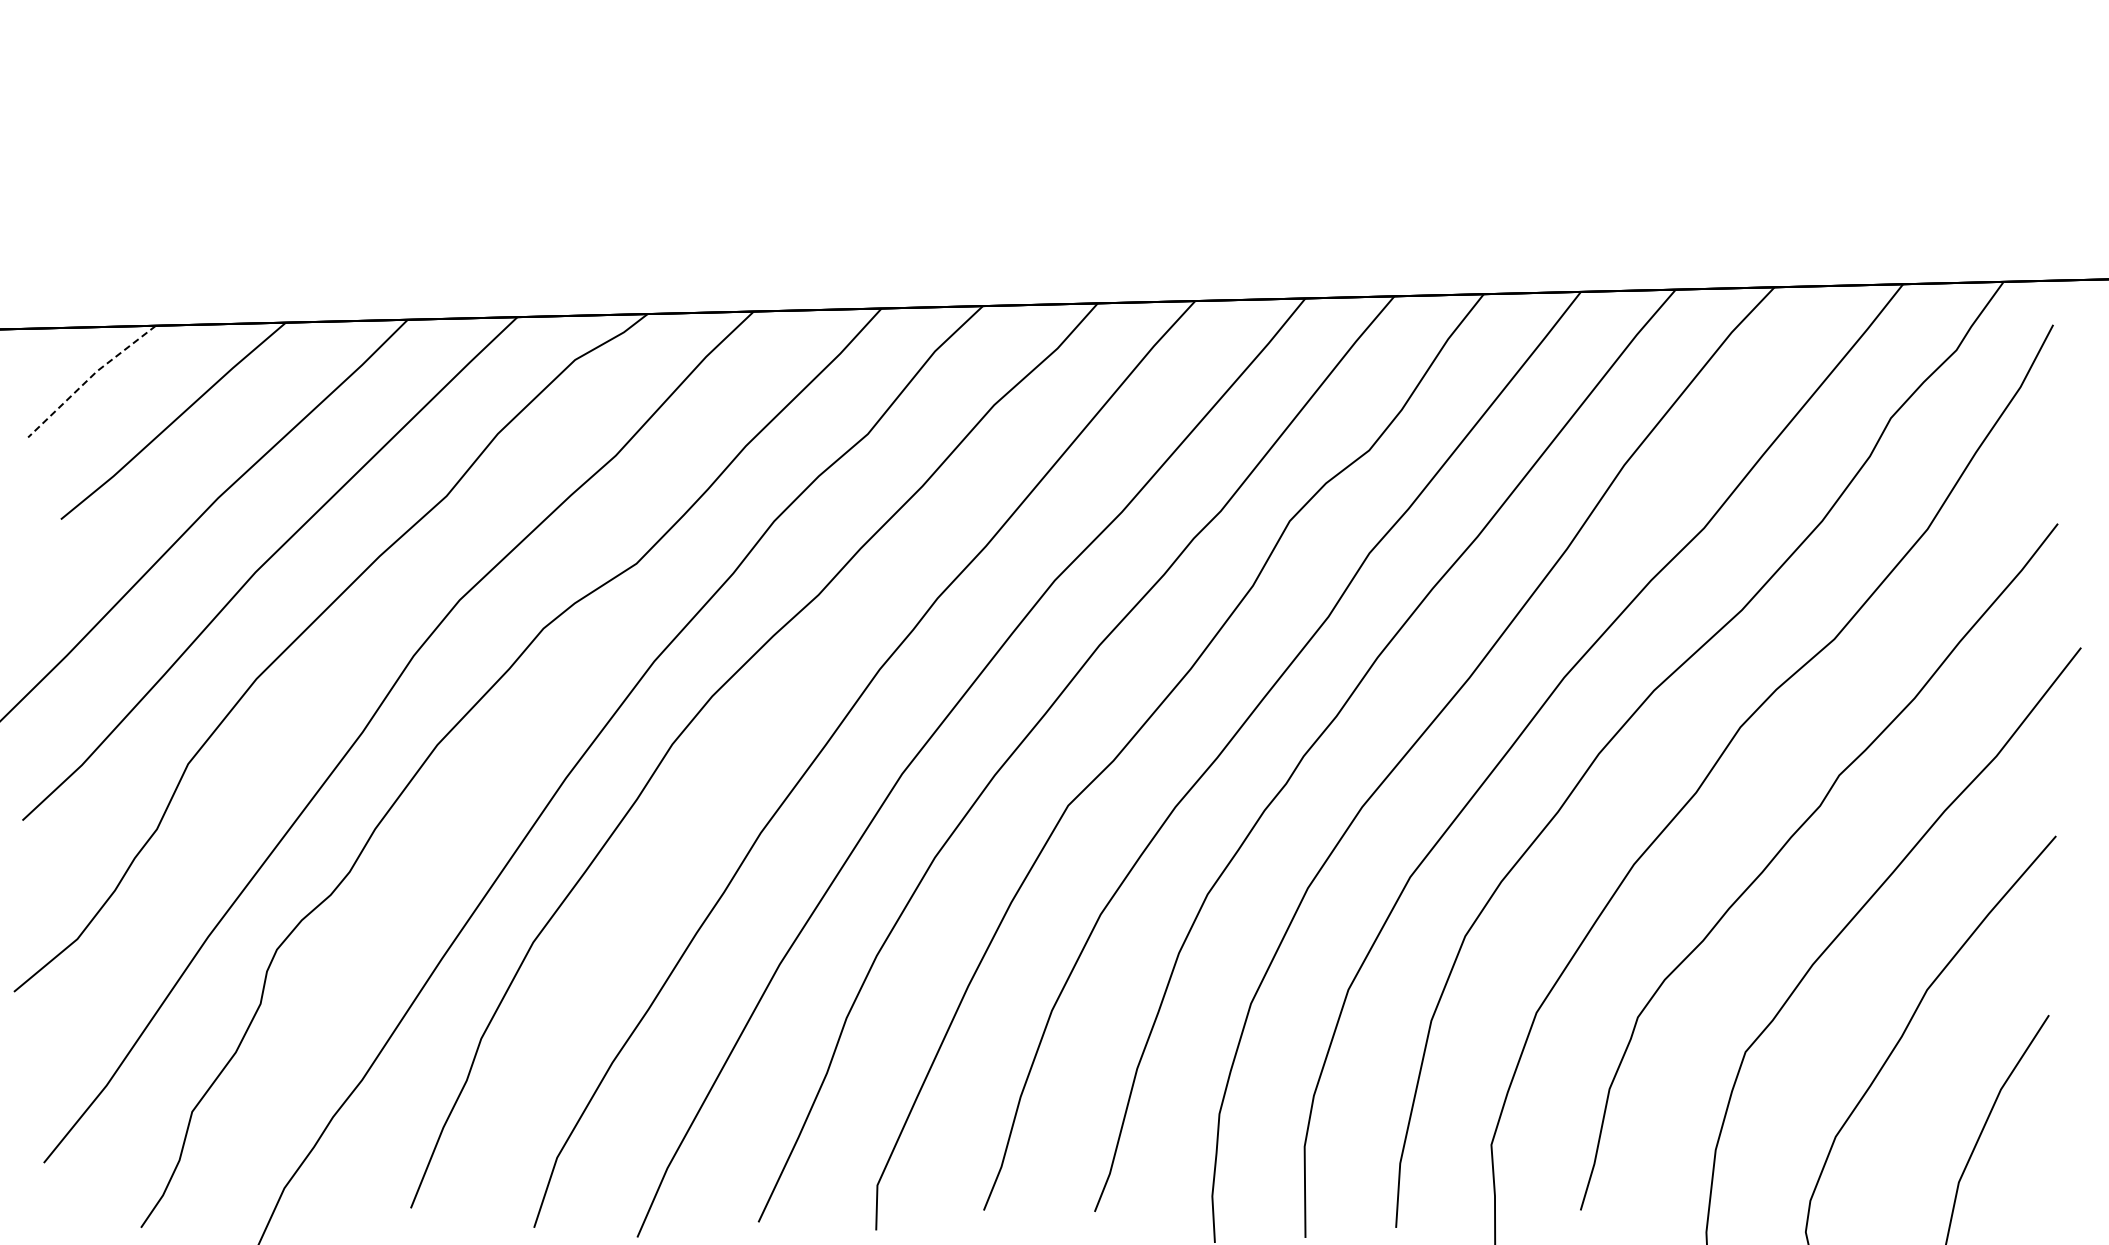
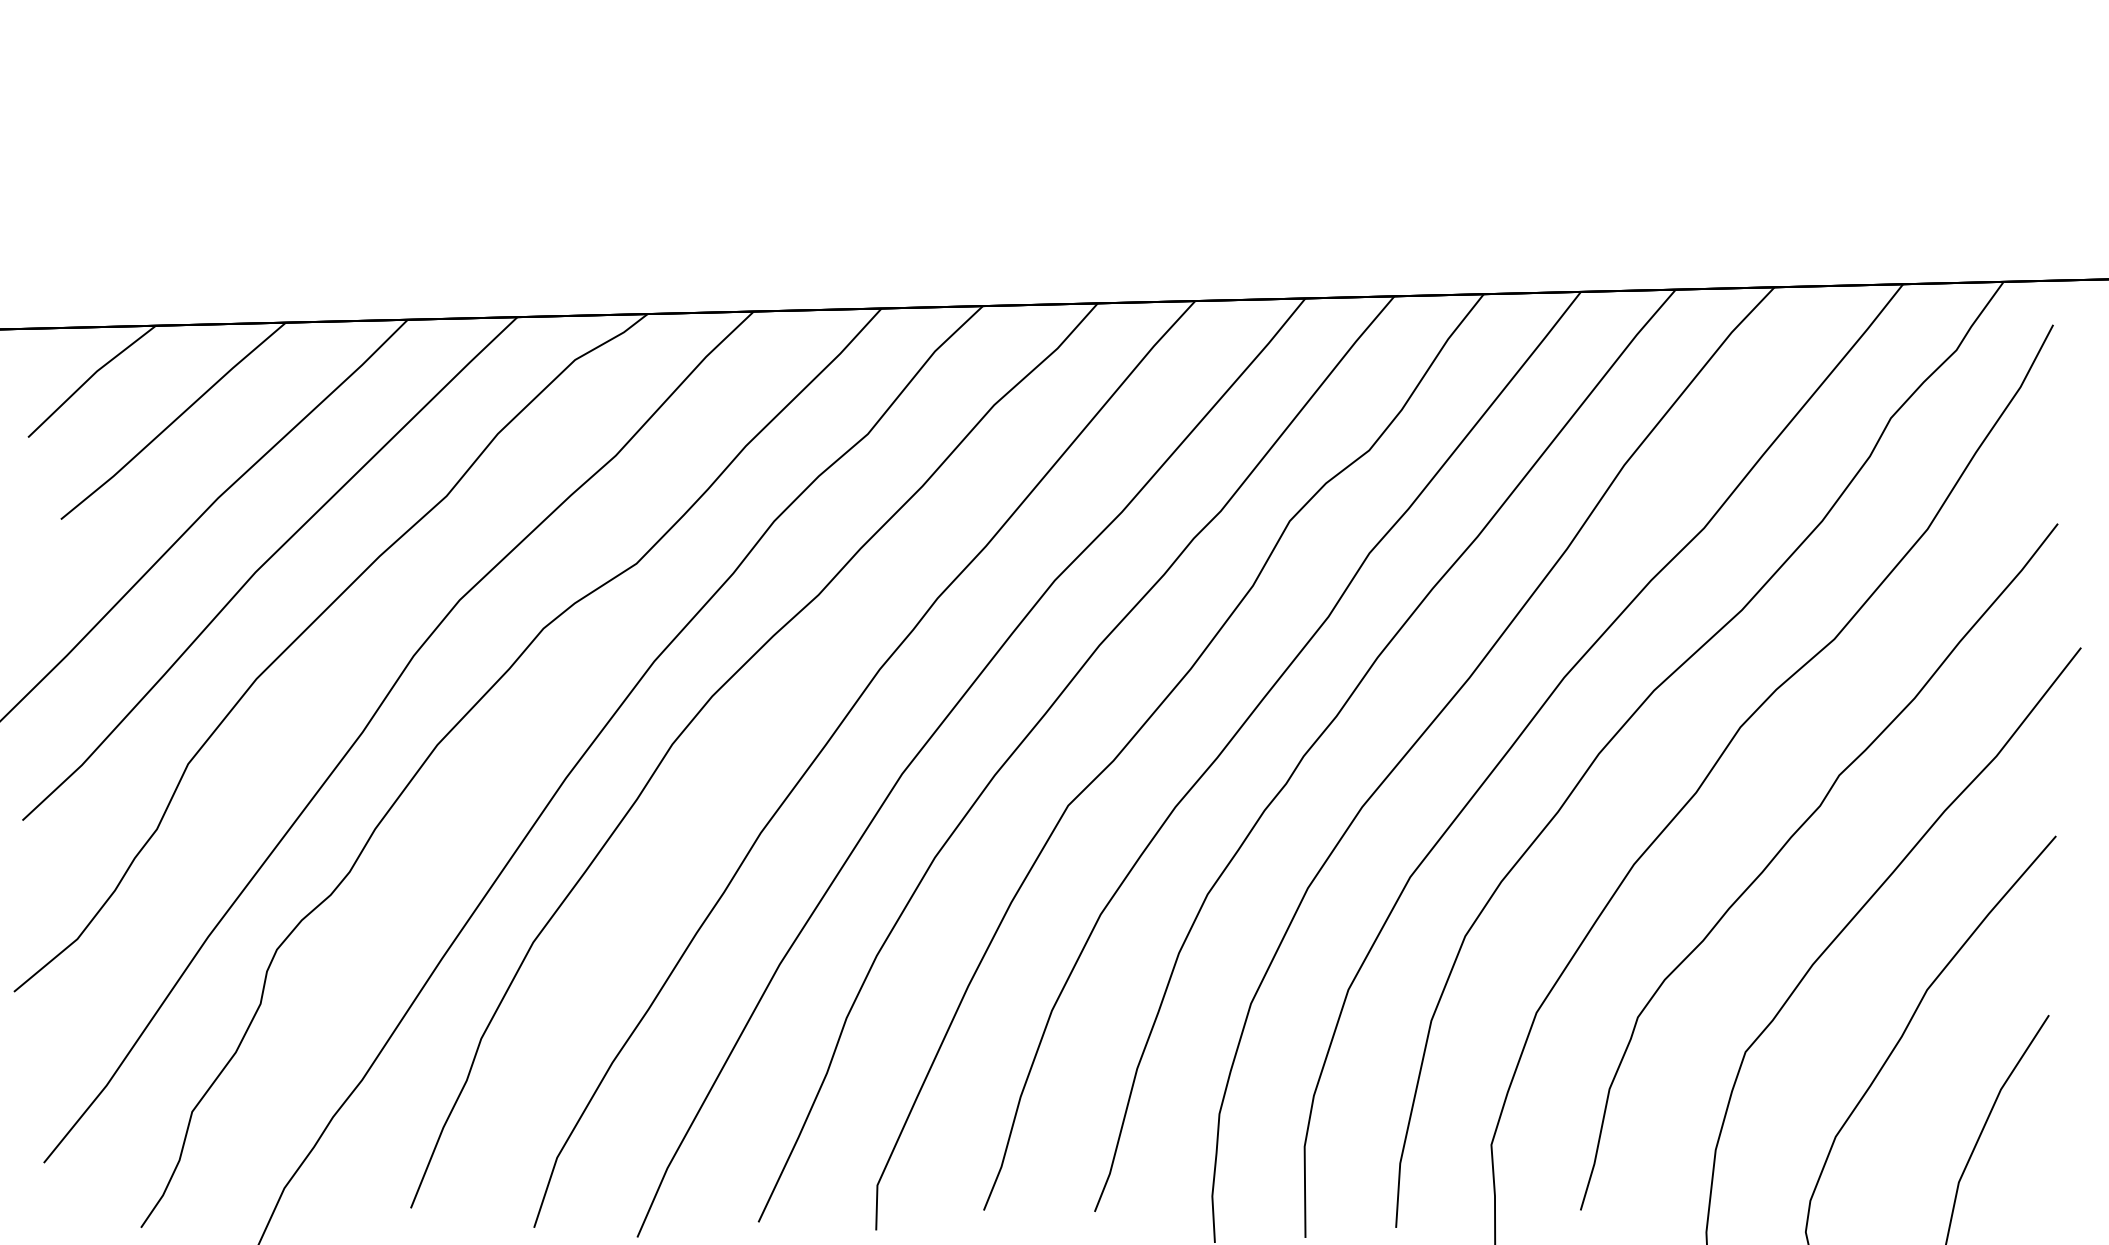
line: dashed -> solid (89, 378)
